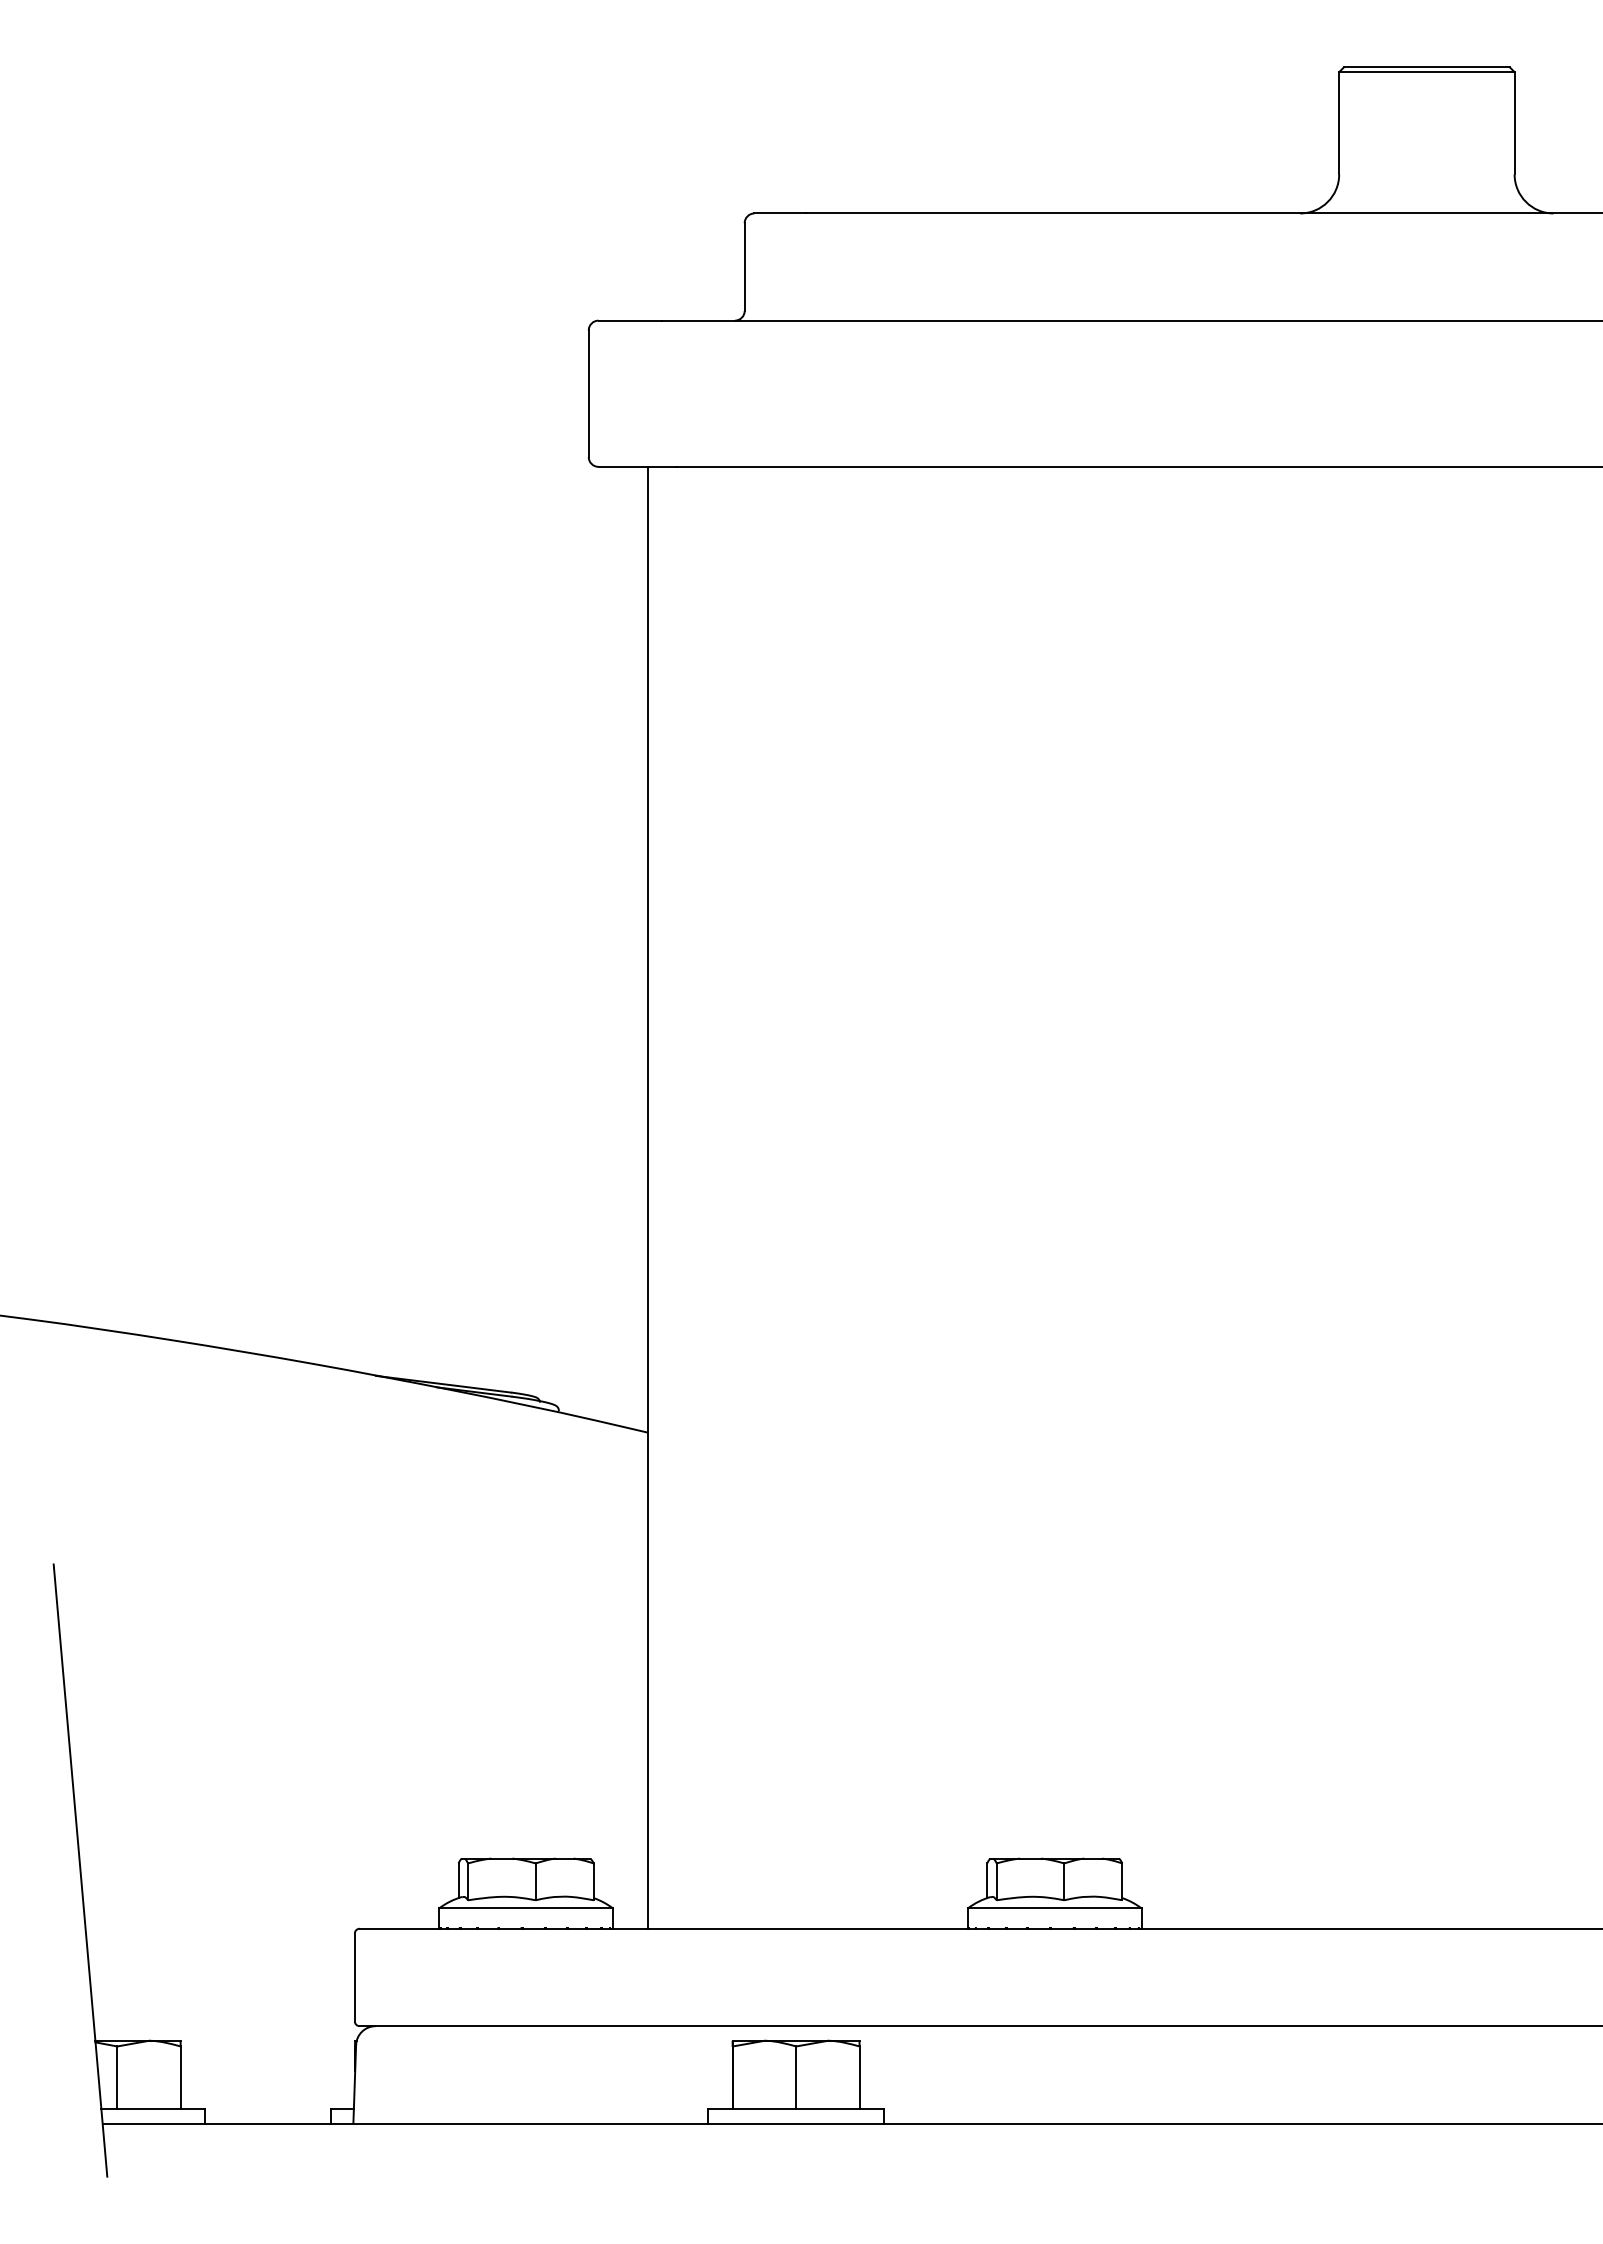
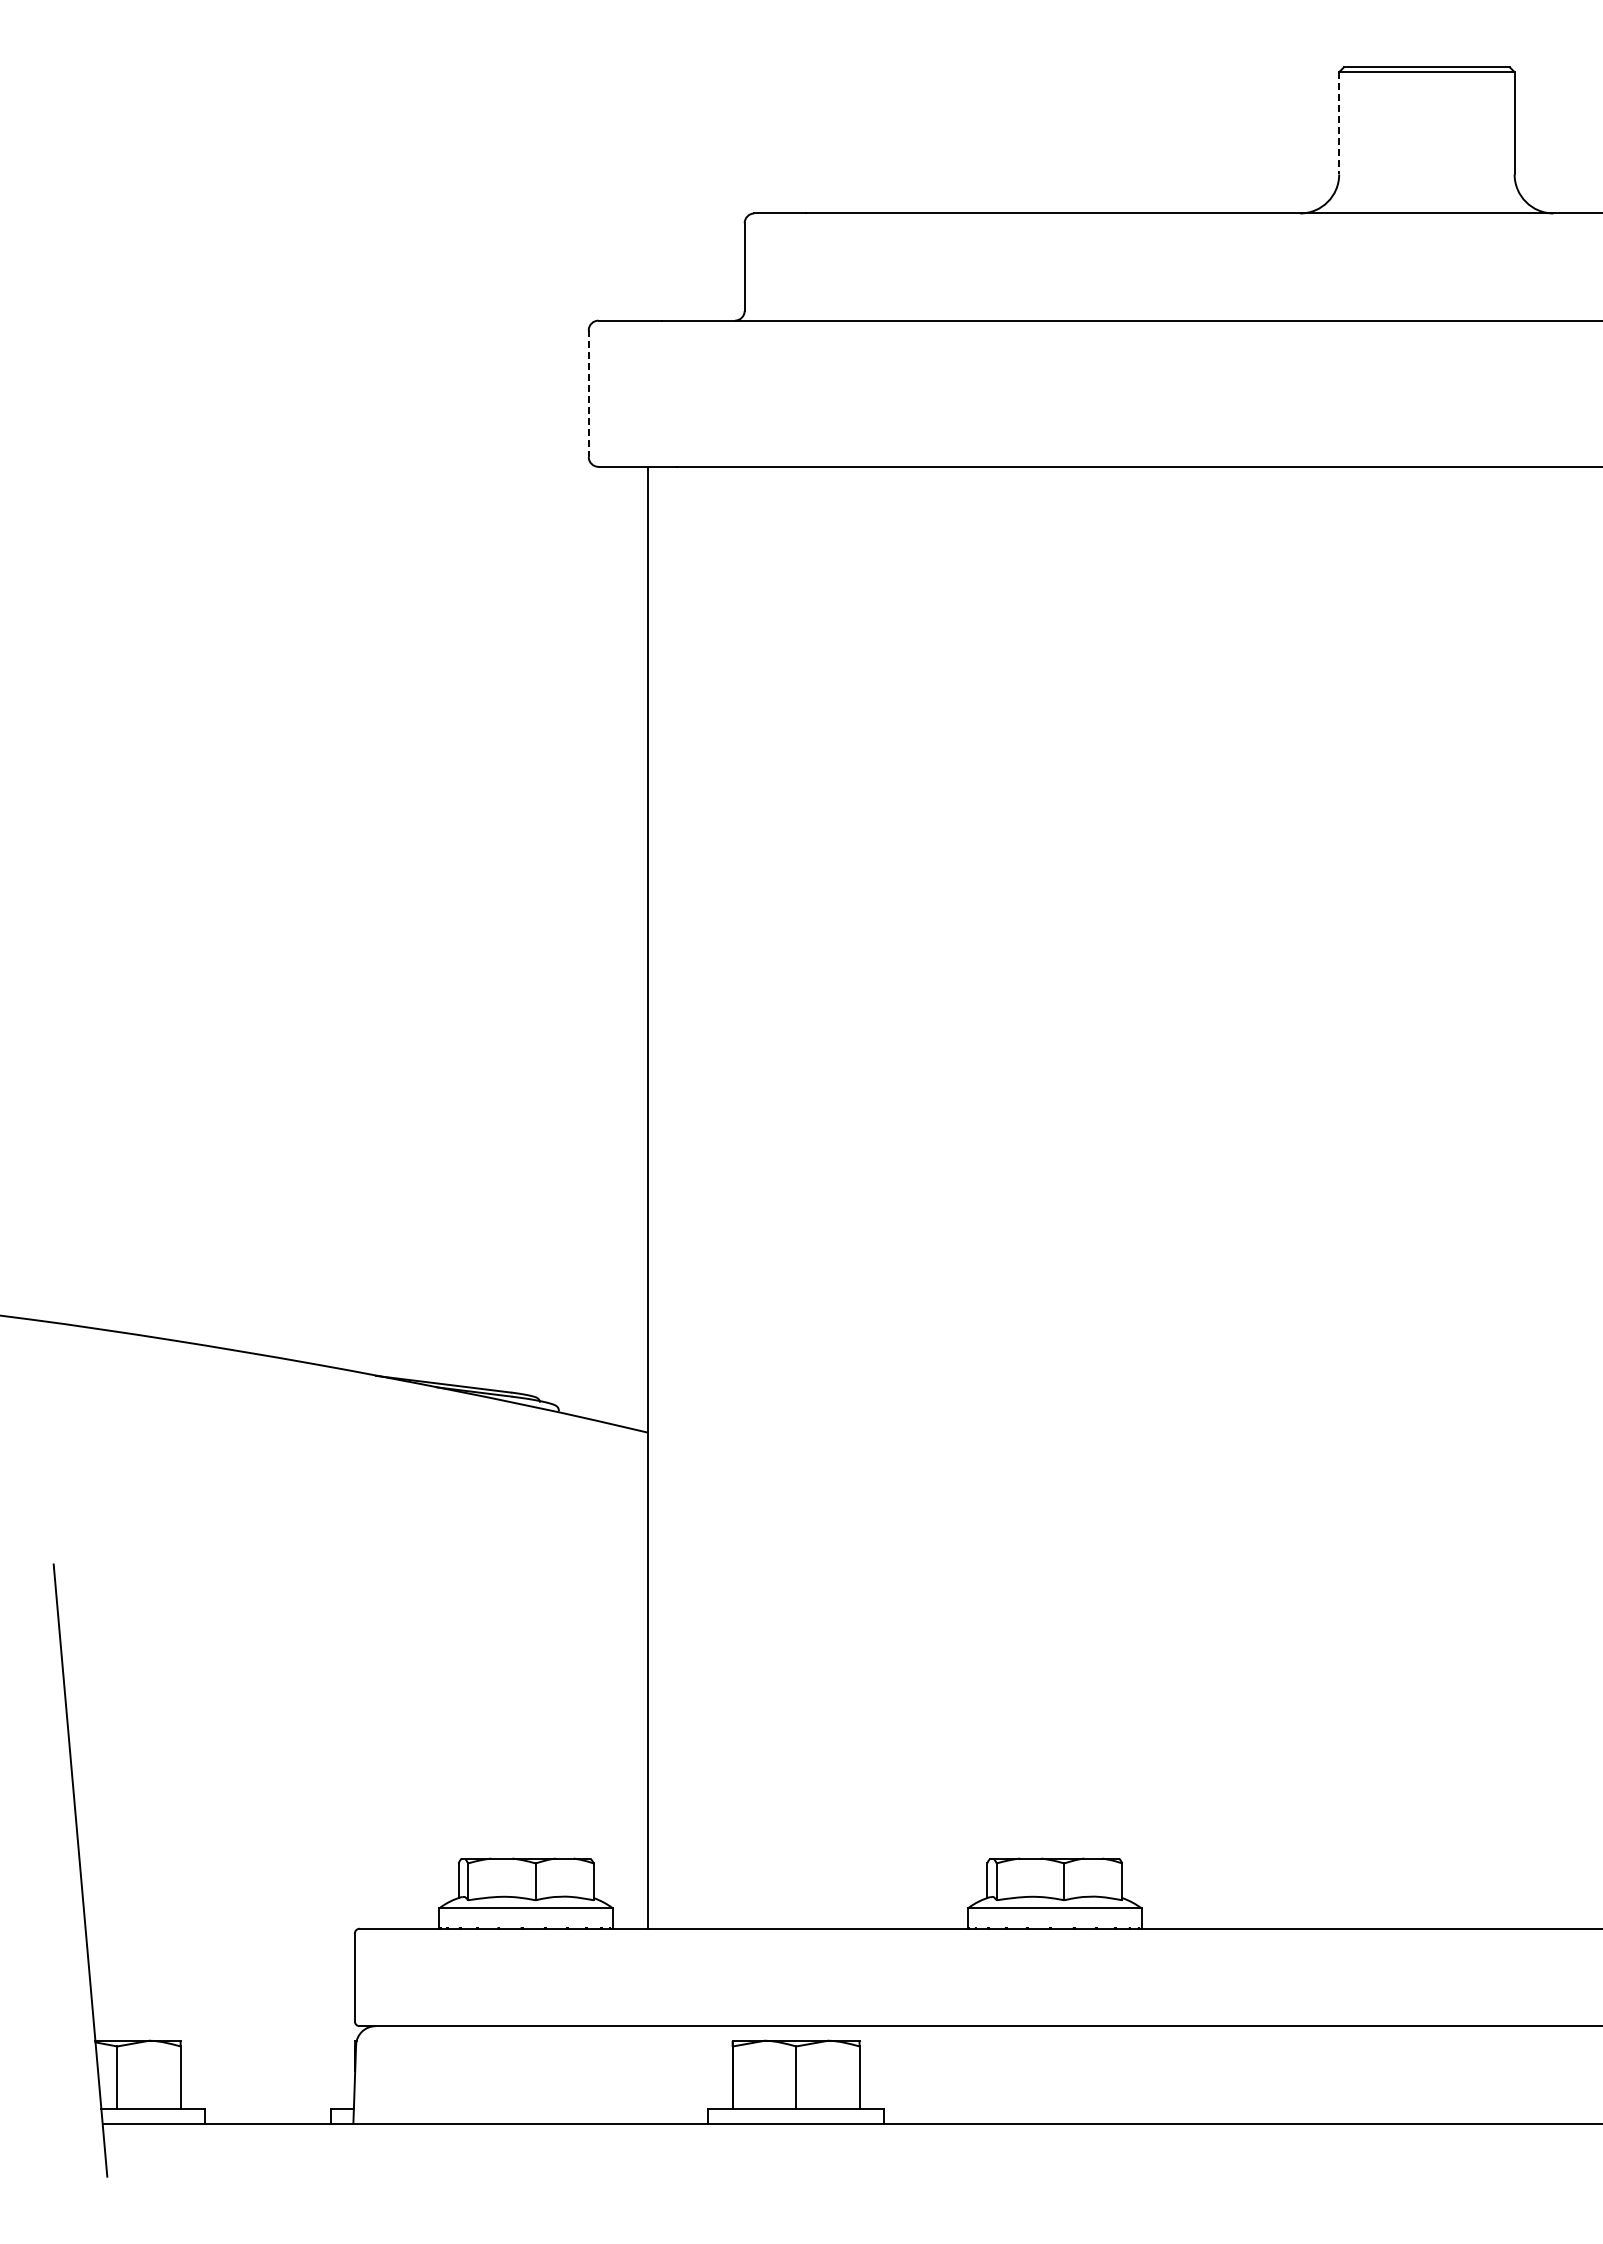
line: solid -> dashed (1339, 123)
line: solid -> dashed (588, 394)
